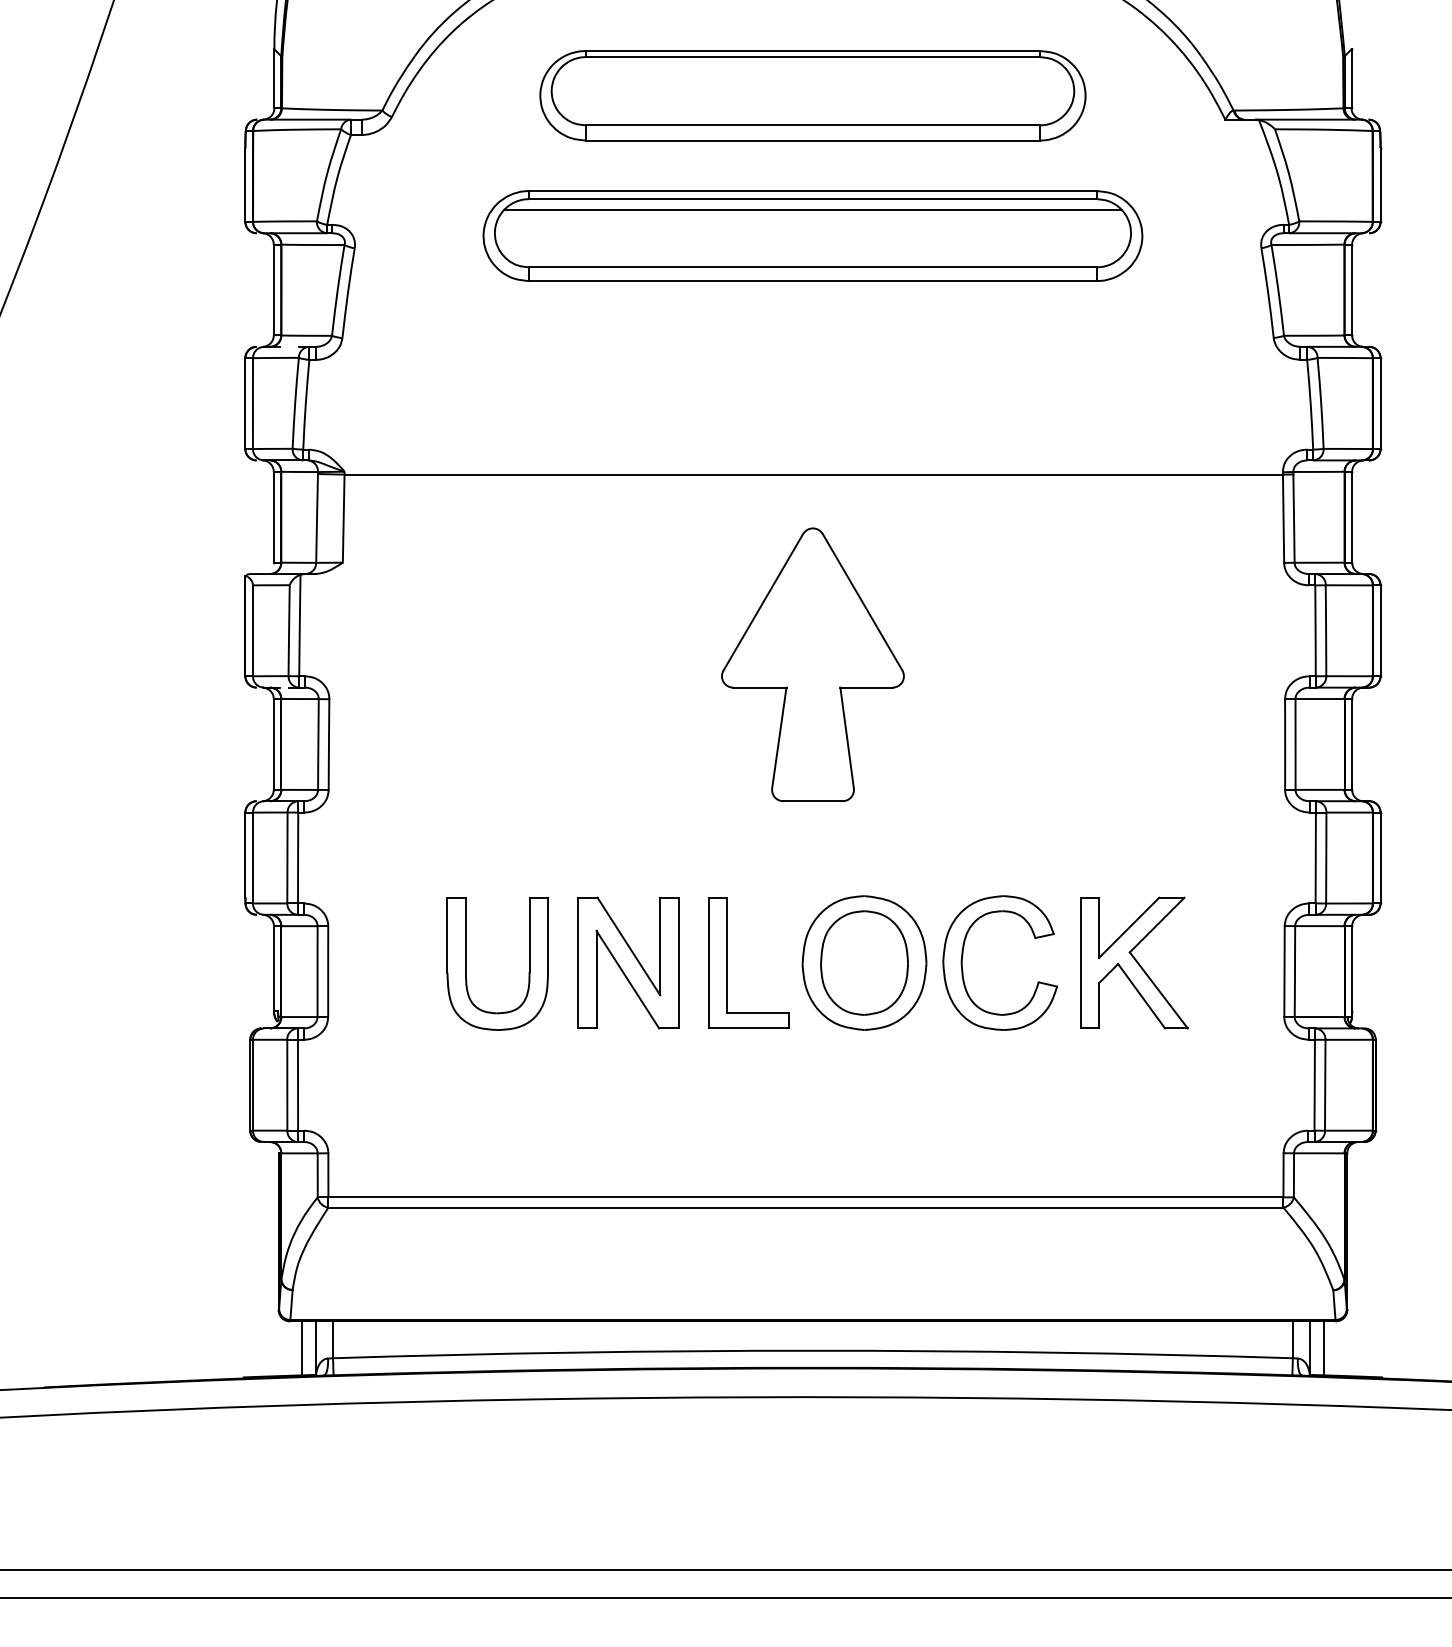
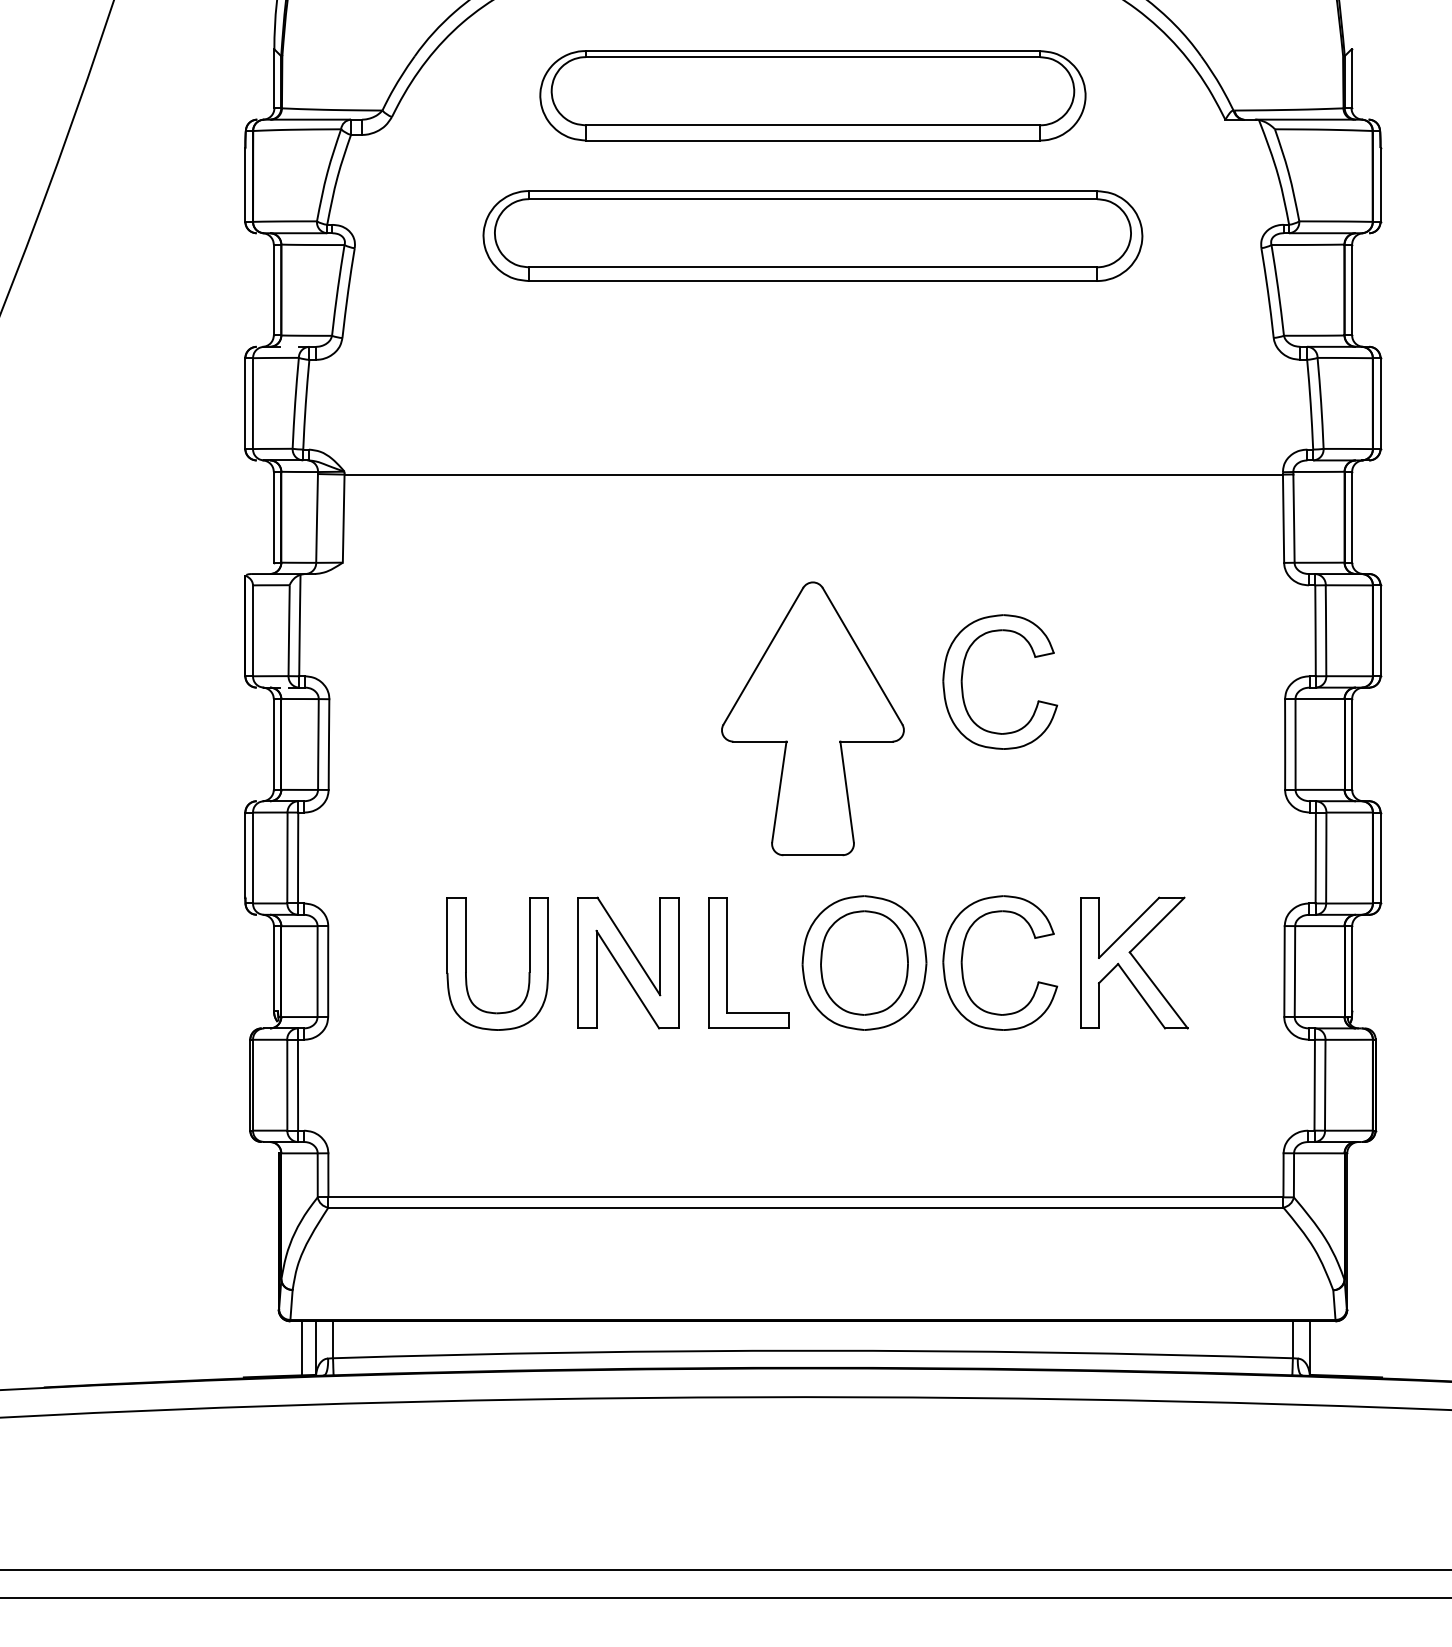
line: present -> none (812, 210)
part position: (812, 664) -> (812, 718) (812, 718)
part: none -> present (963, 674)
line: present -> none (1324, 1348)
